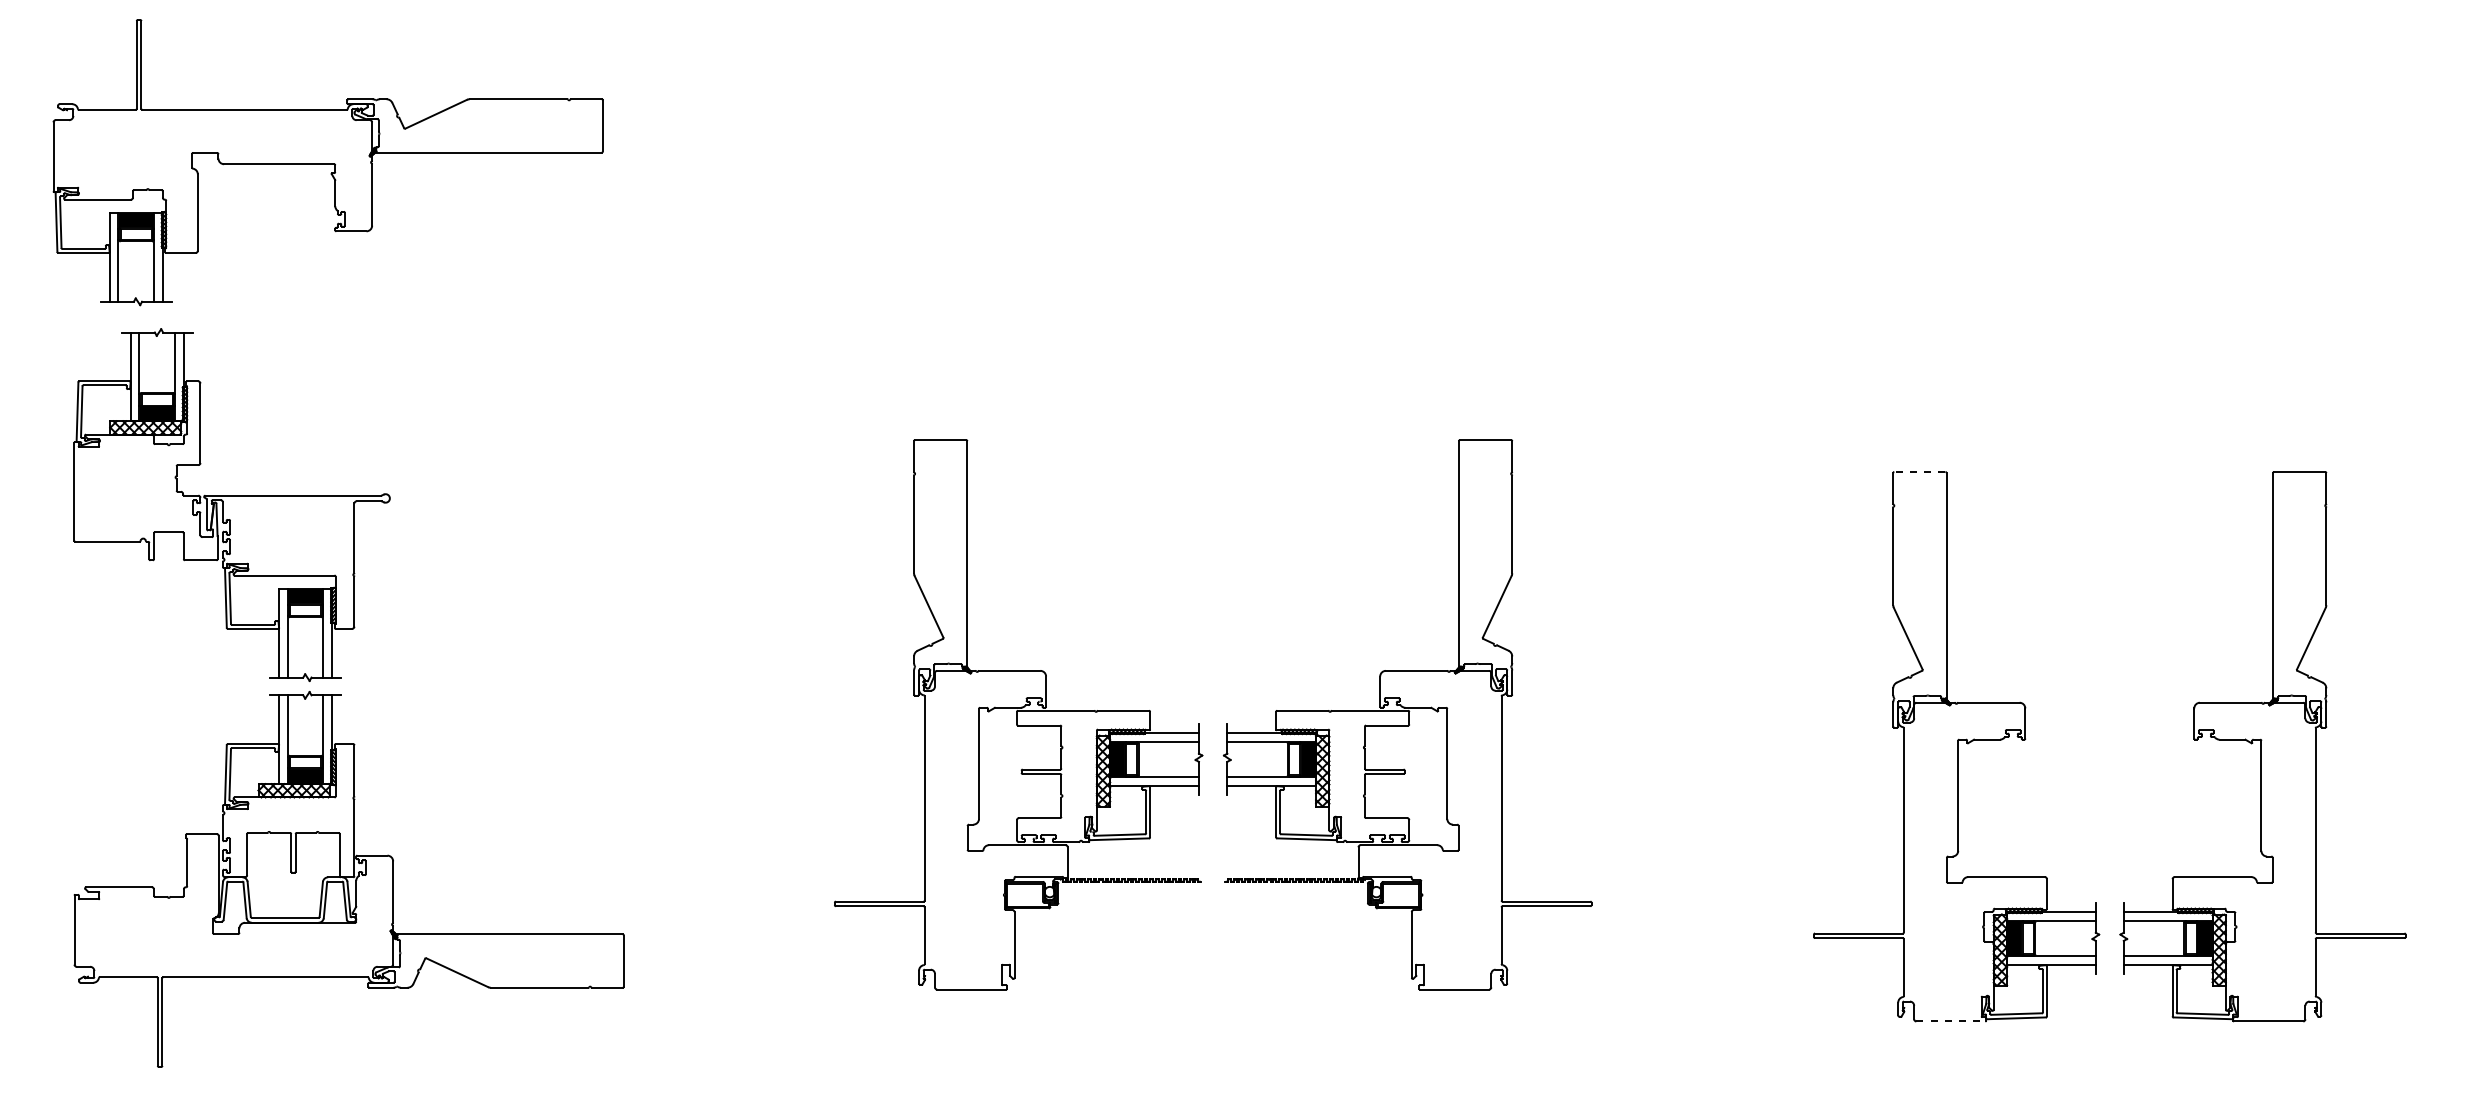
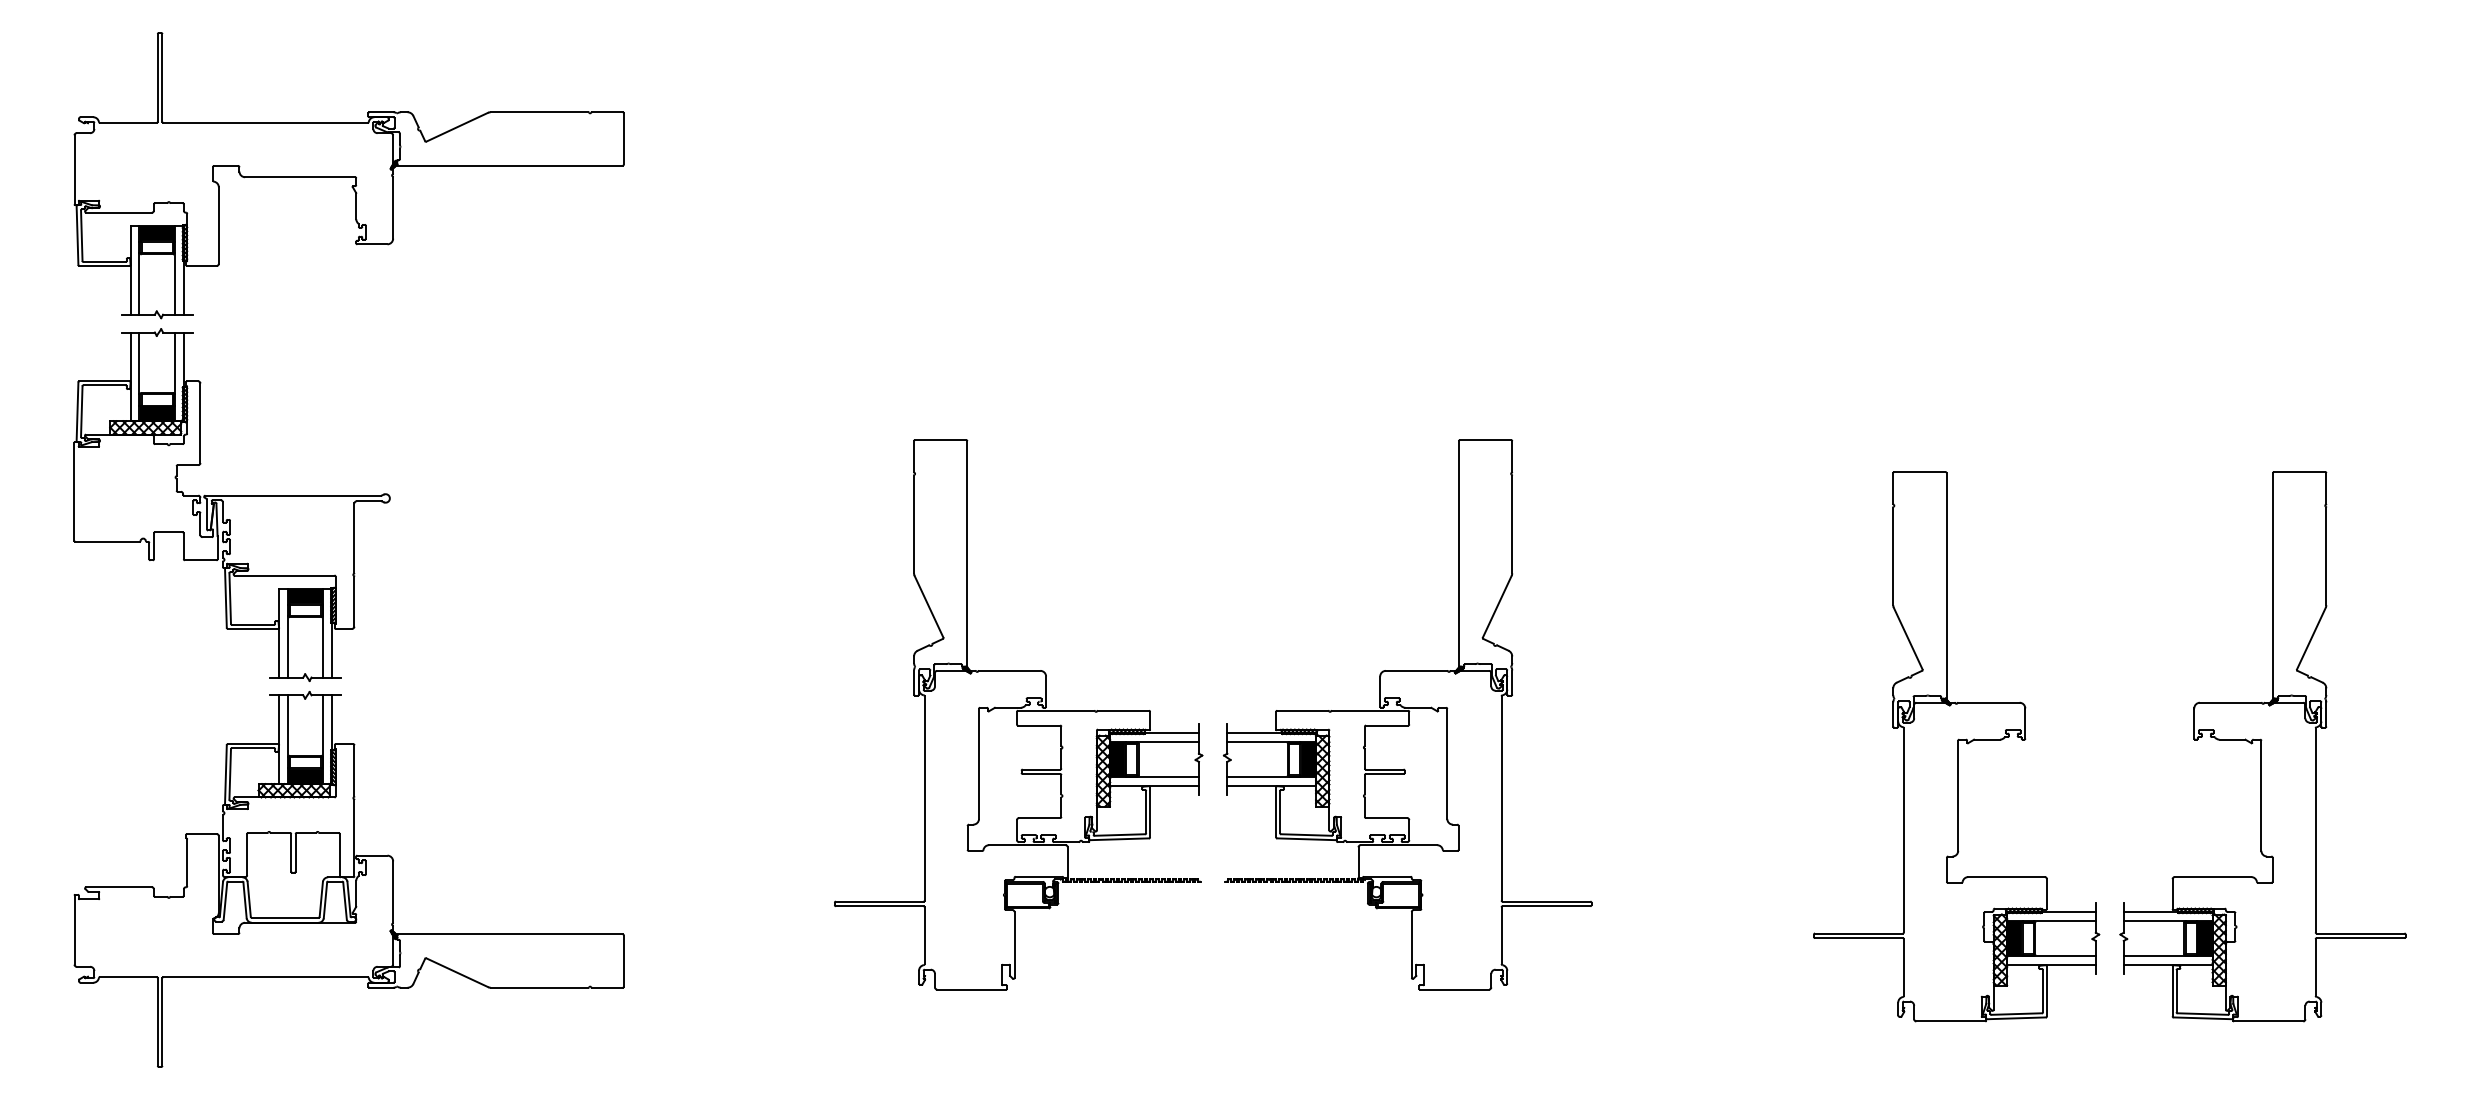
part position: (327, 162) -> (348, 175) (348, 175)
line: dashed -> solid (1919, 471)
line: dashed -> solid (1950, 1021)
